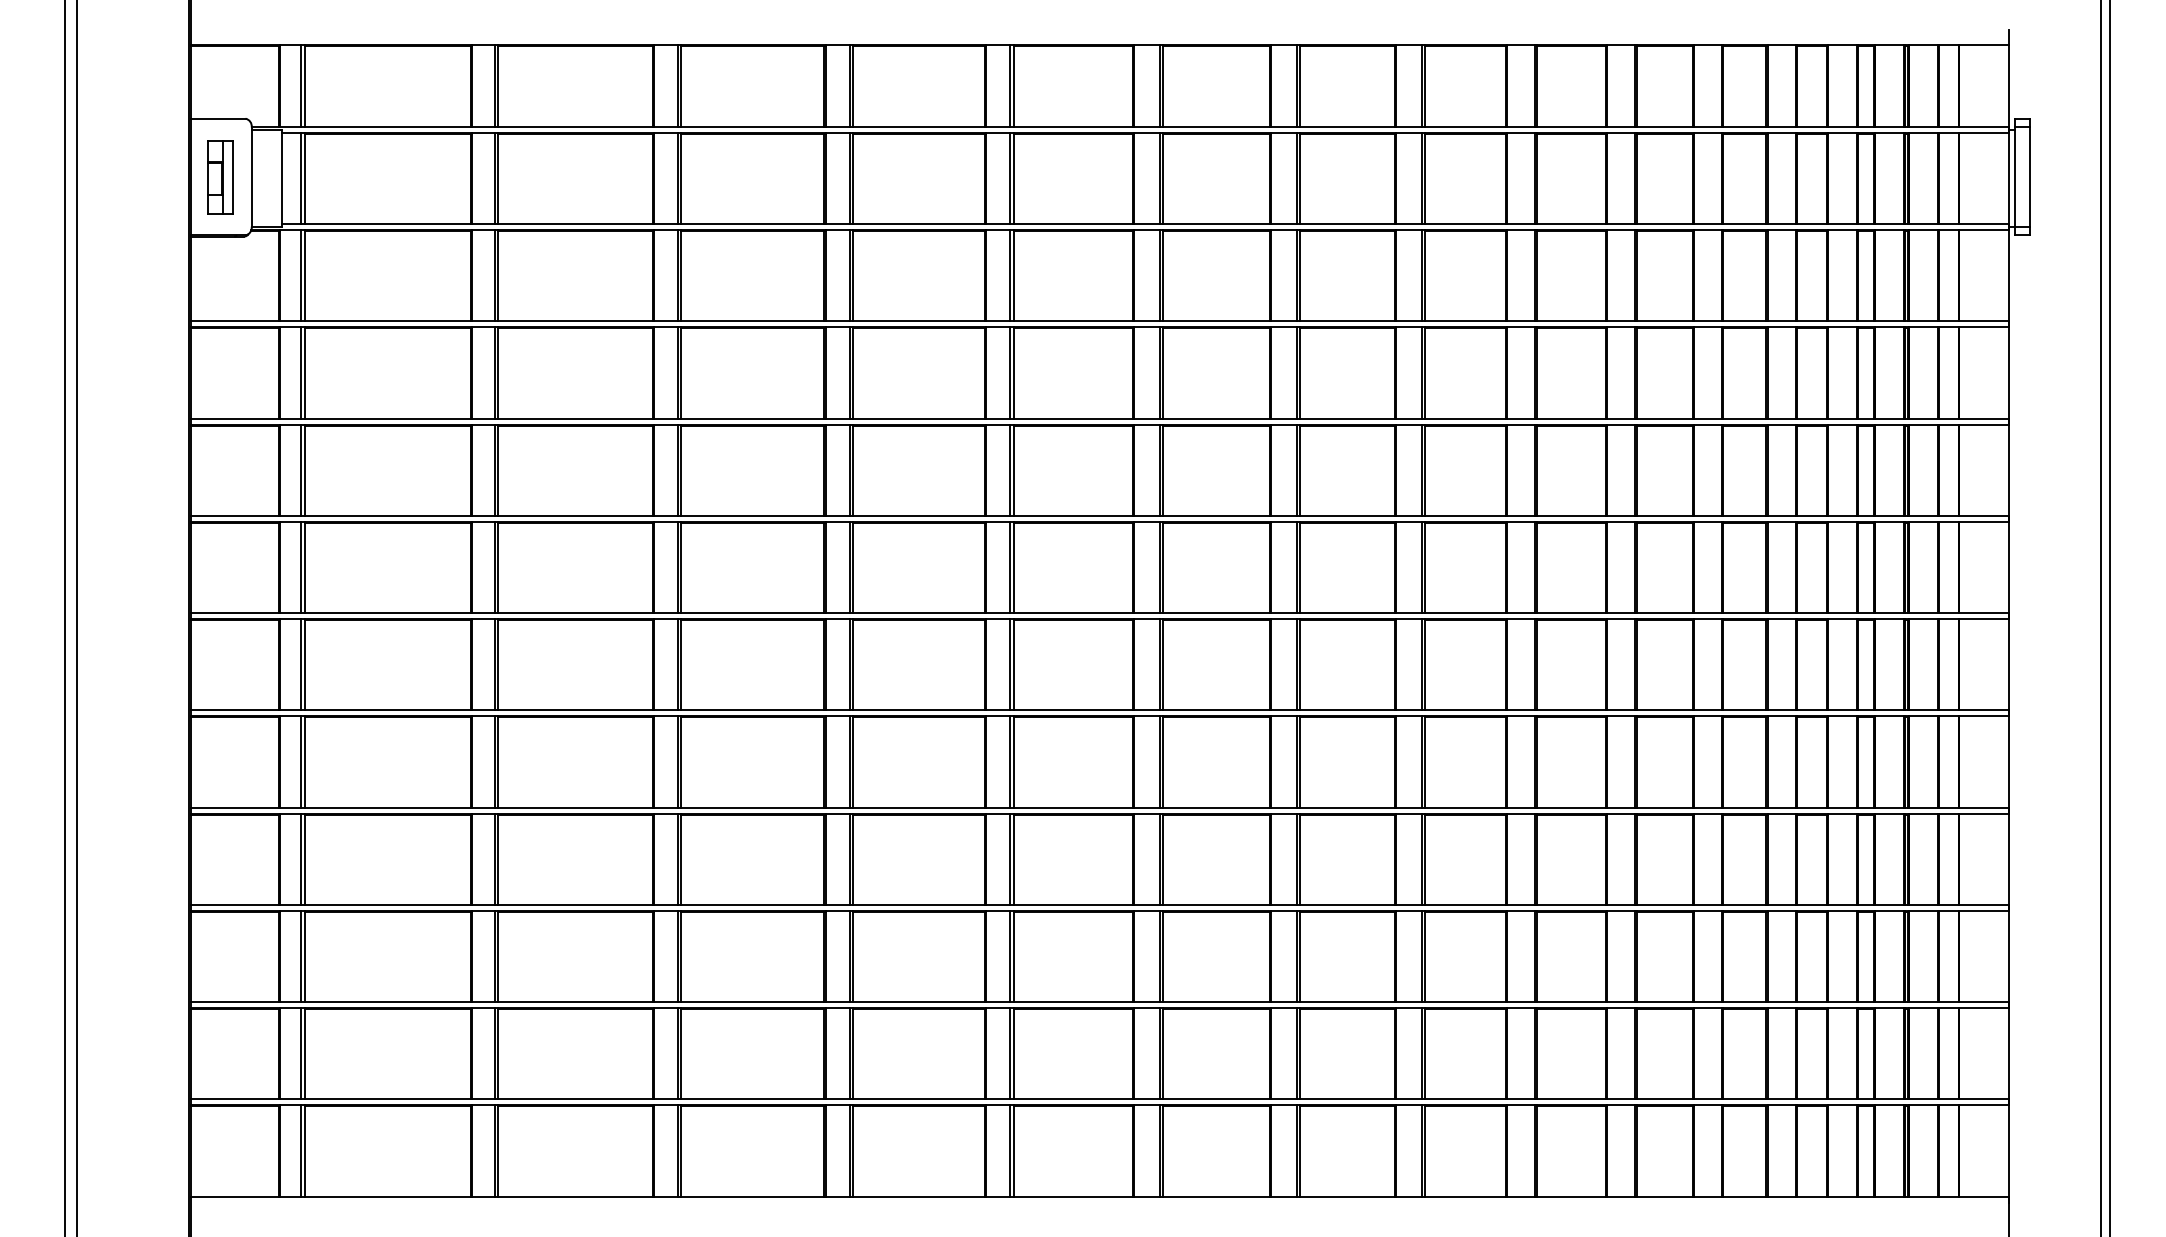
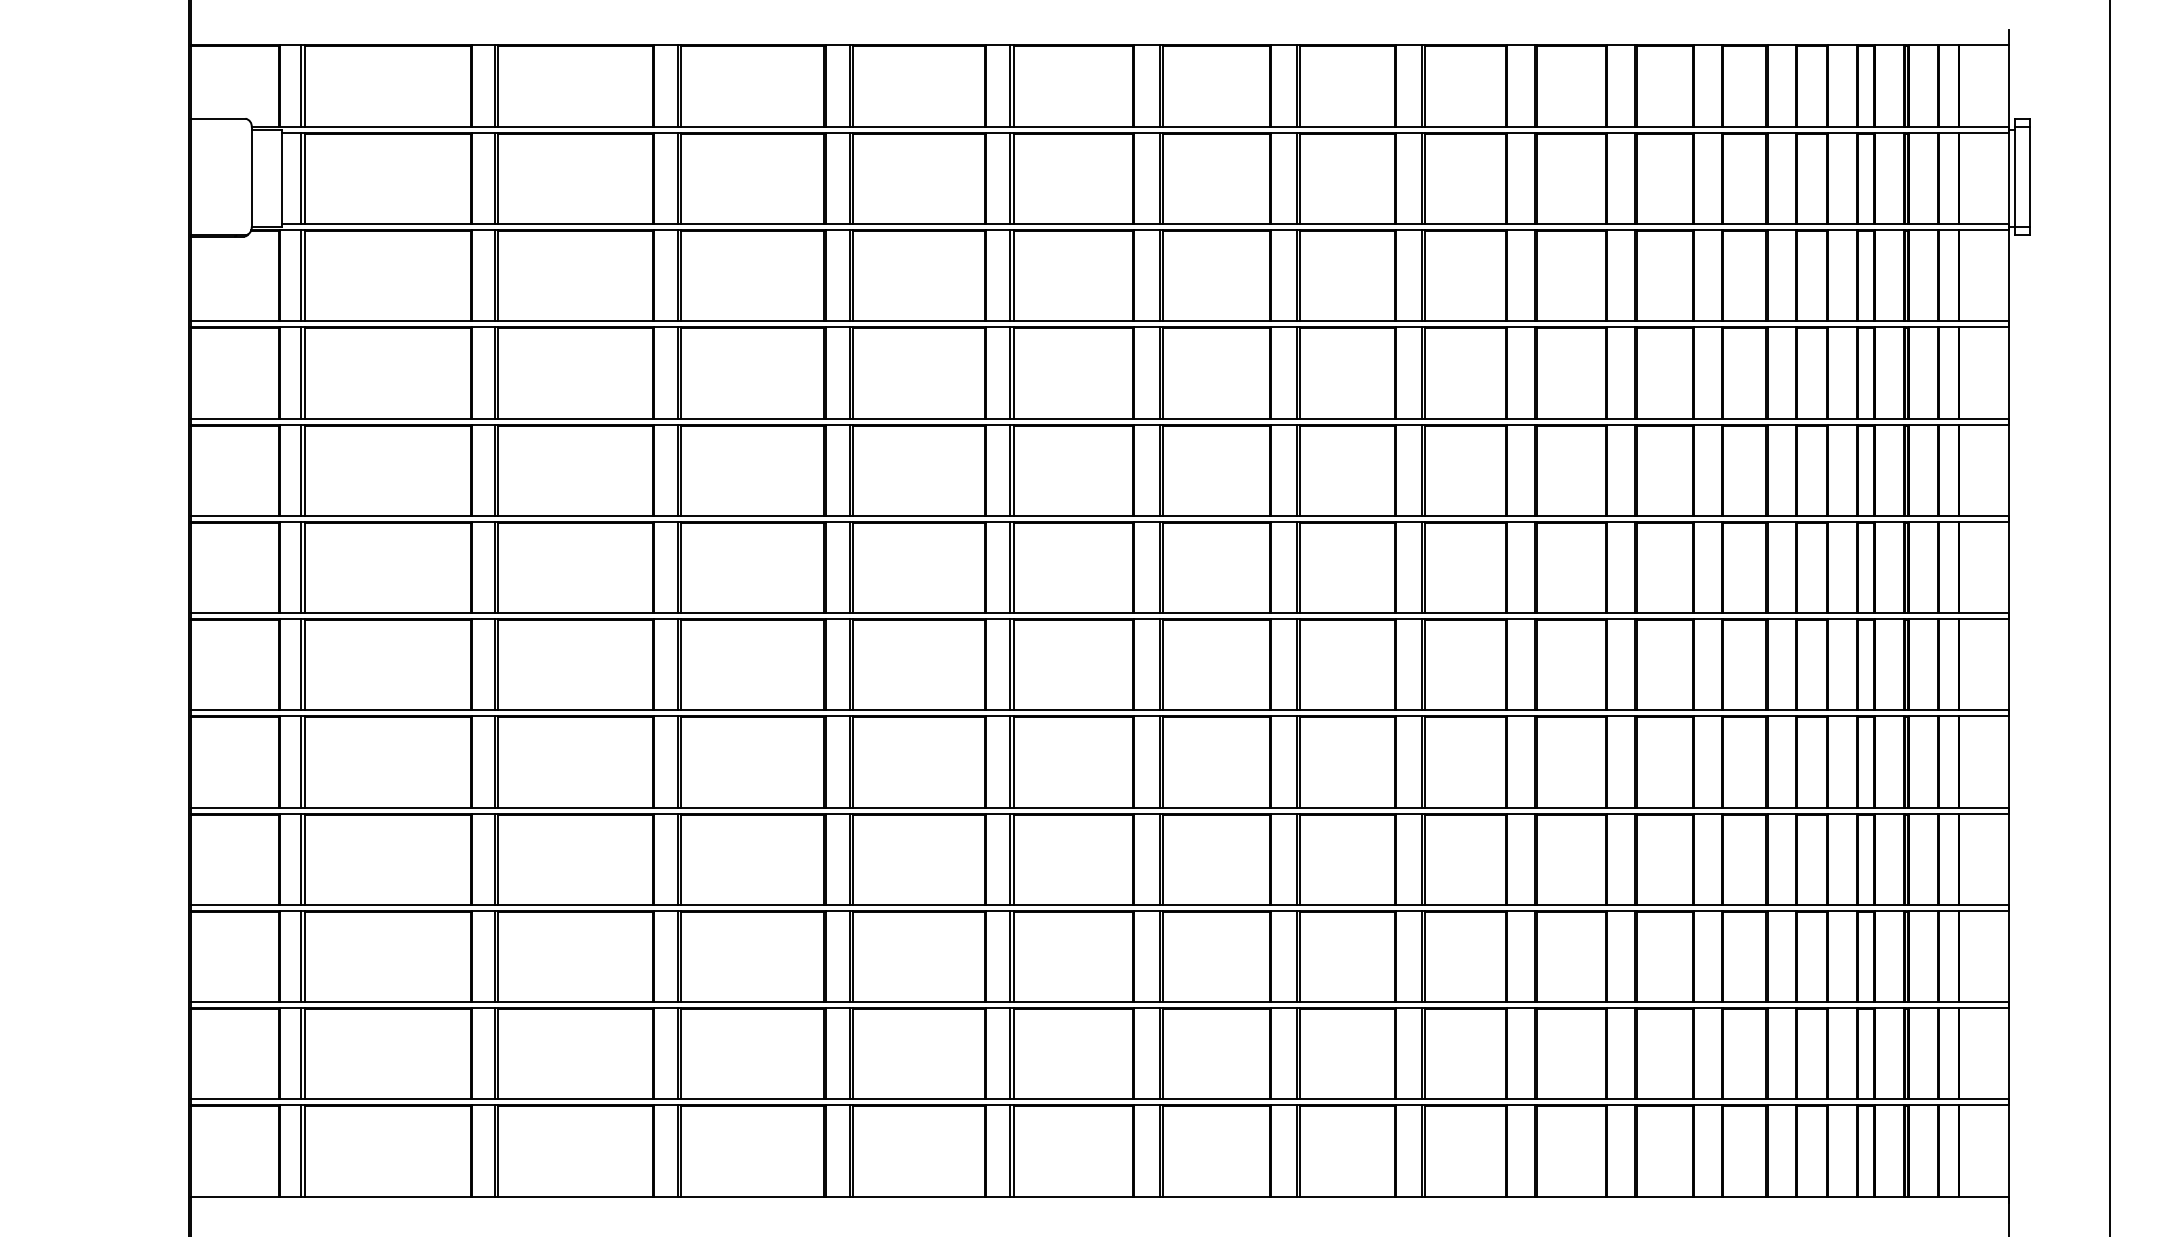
part: present -> none (220, 177)
line: present -> none (64, 617)
line: present -> none (77, 617)
line: present -> none (2101, 617)
